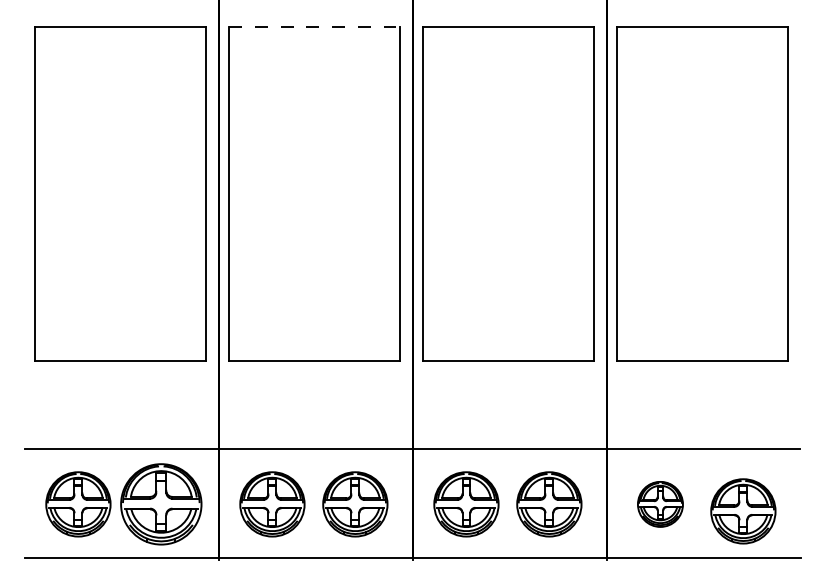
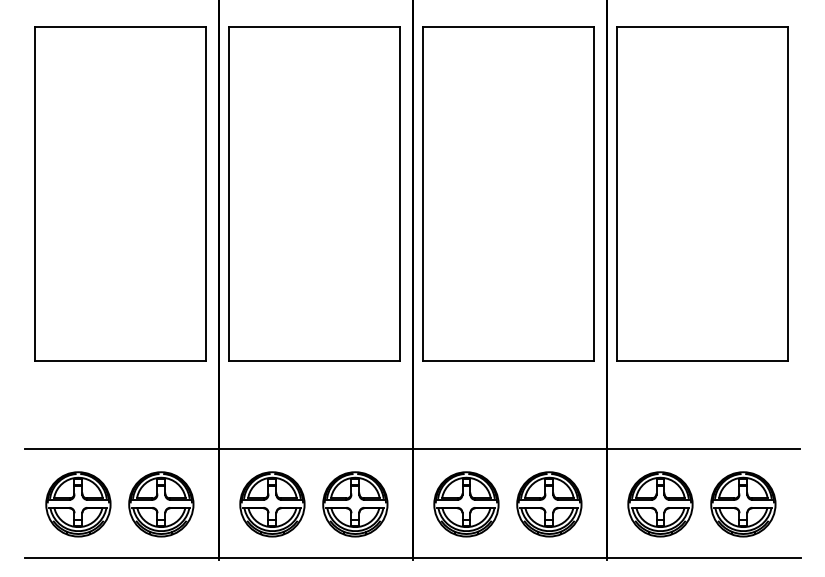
line: dashed -> solid (314, 26)
part size: 83x83 px -> 67x67 px (161, 504)
part size: 47x47 px -> 67x67 px (660, 504)
part position: (743, 511) -> (743, 504) (743, 504)
